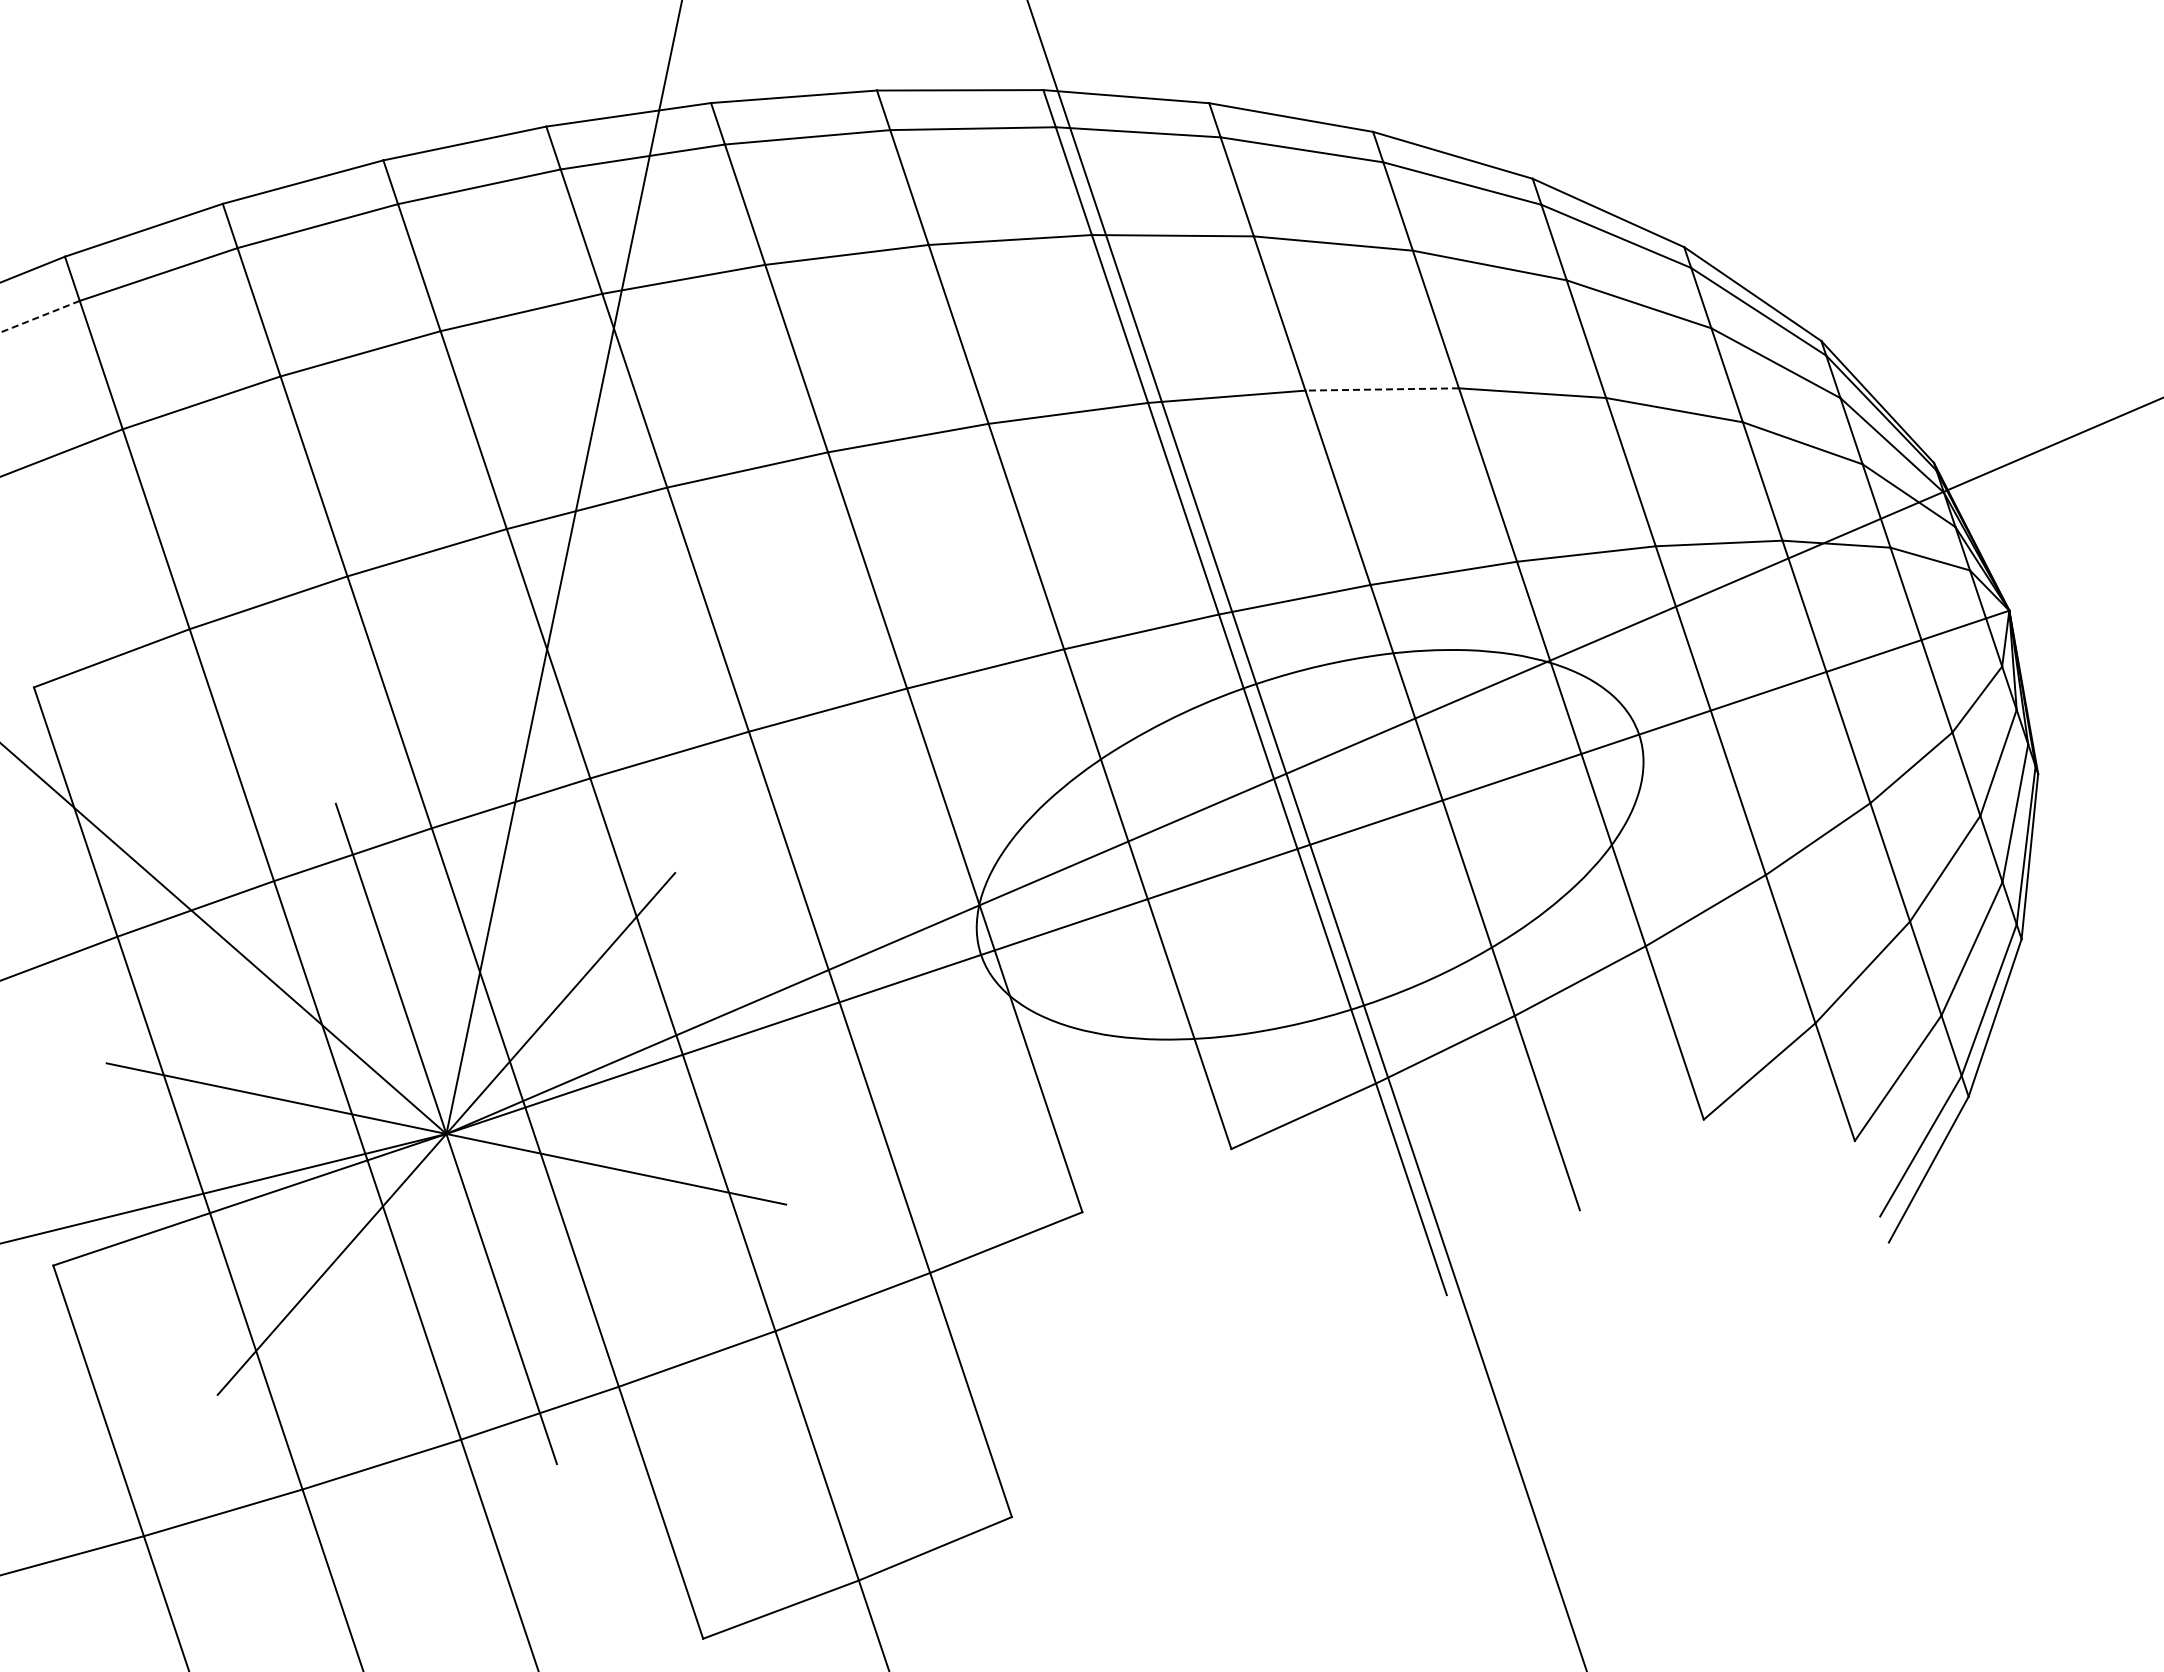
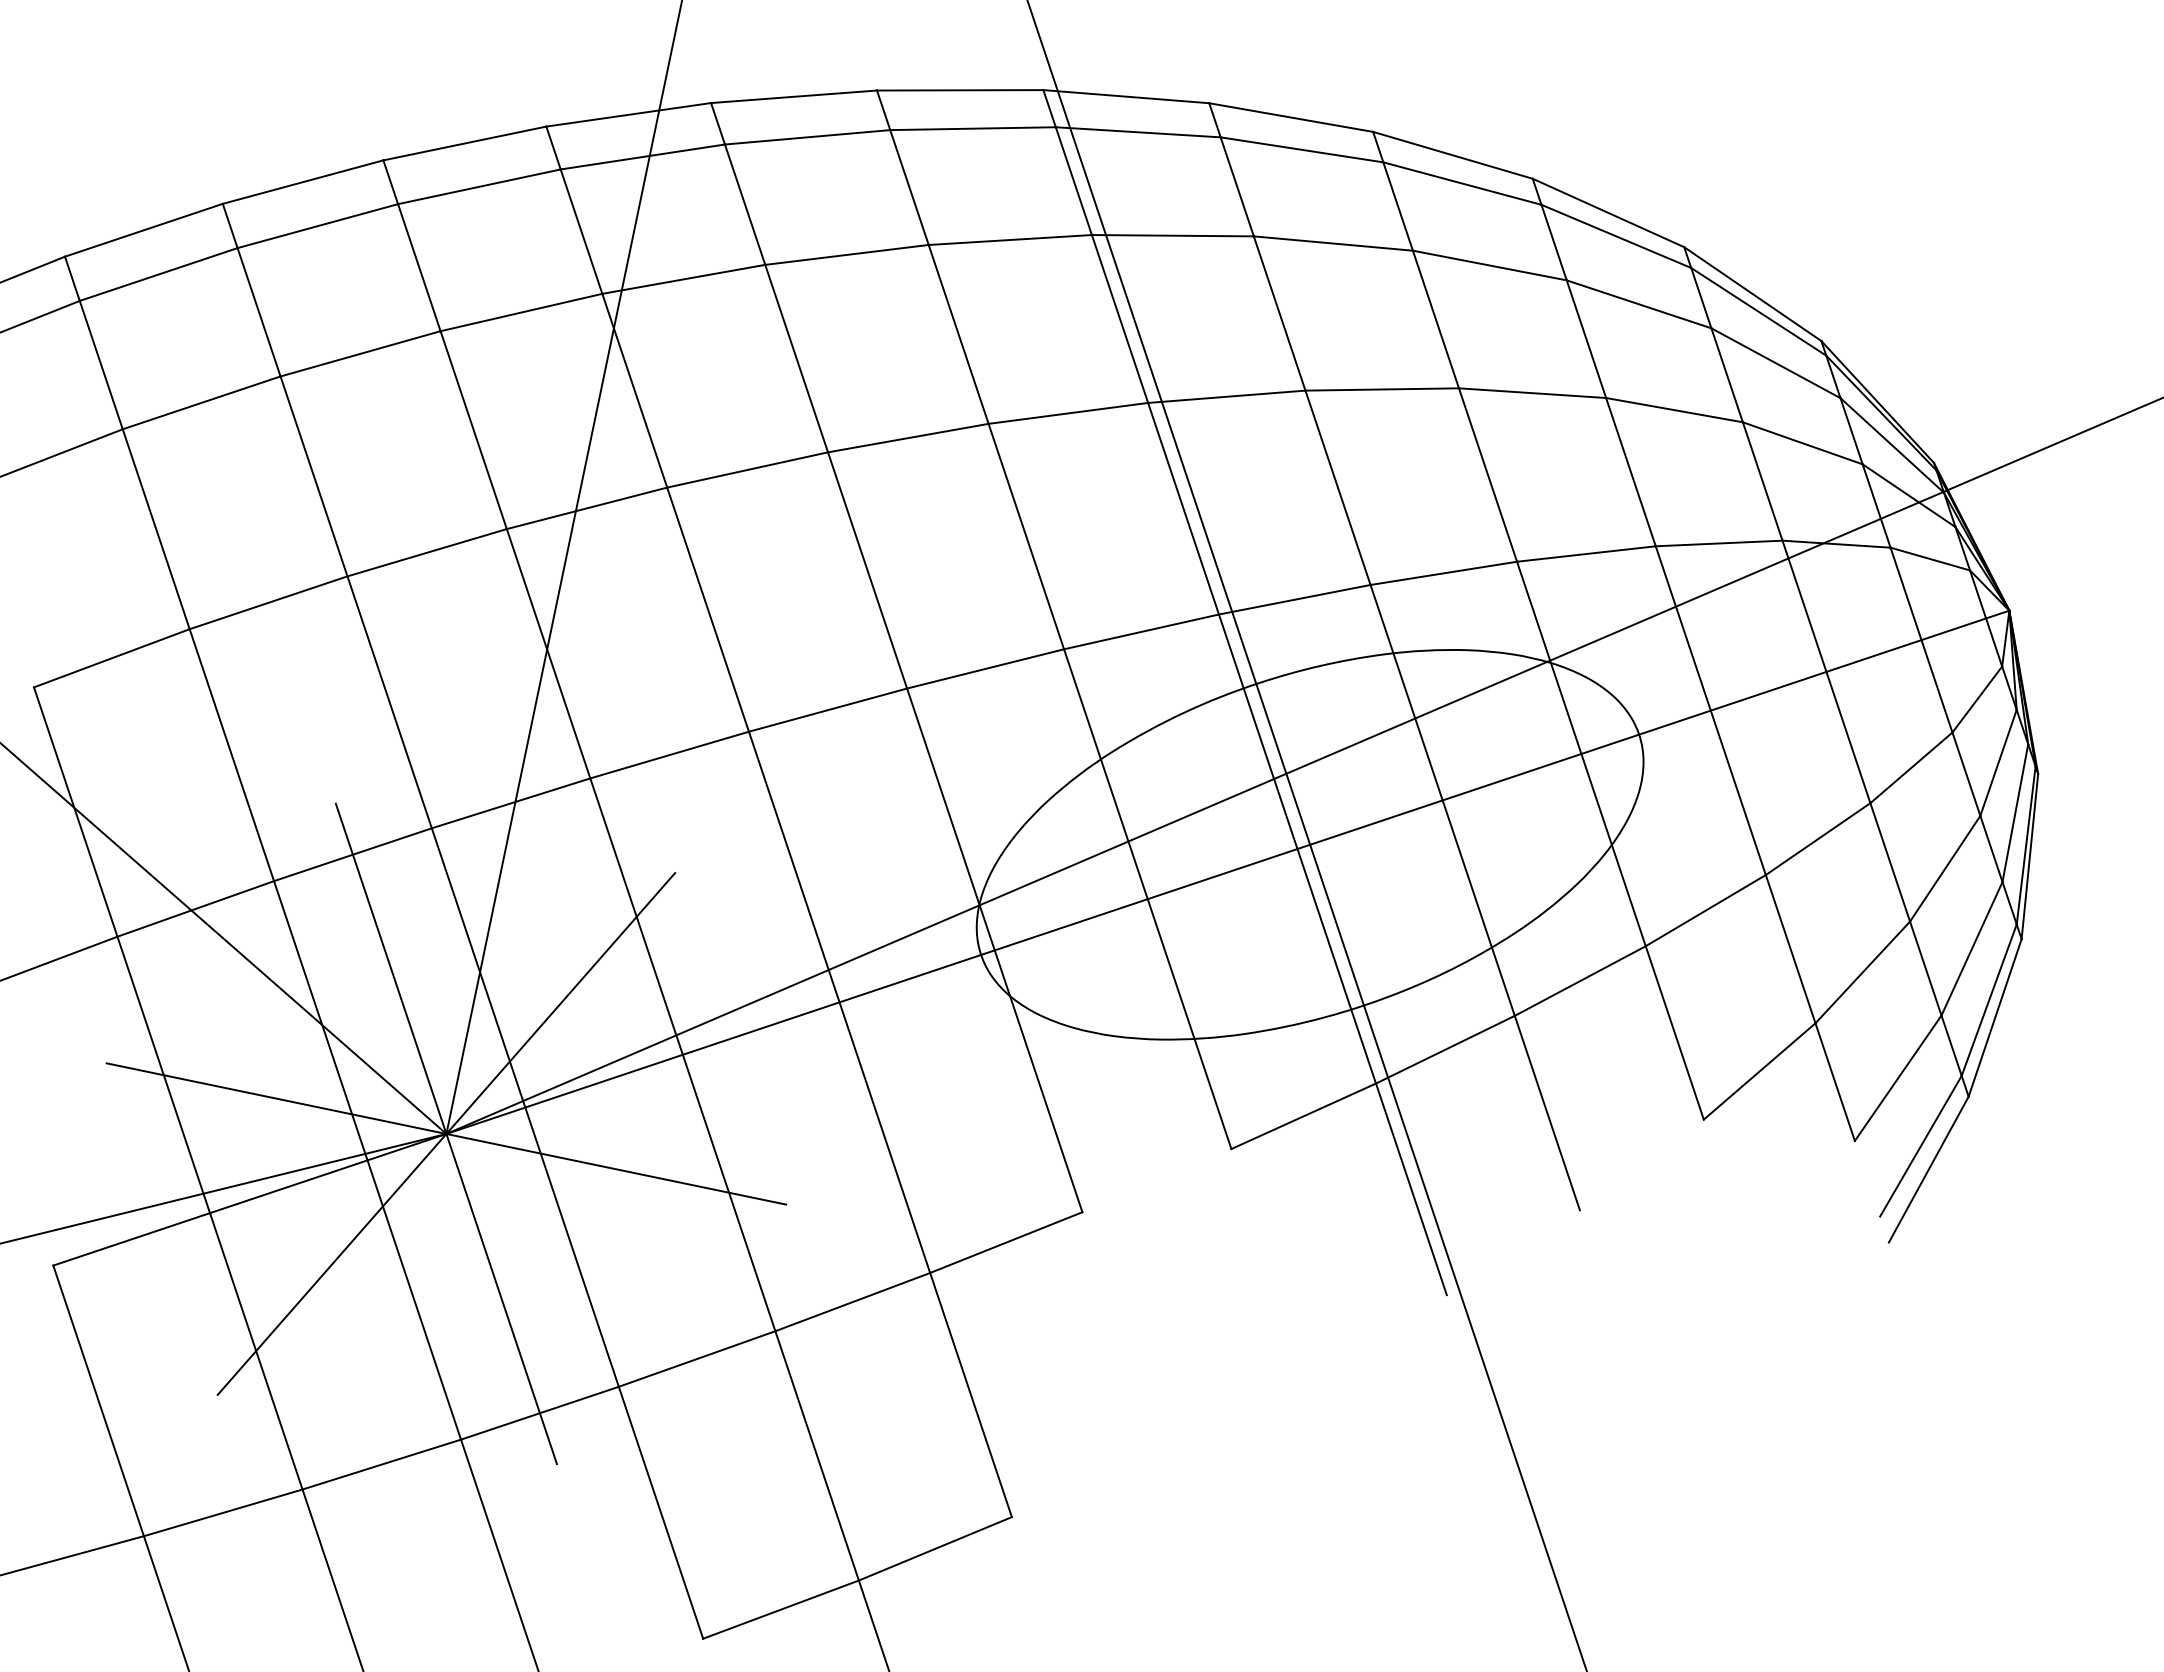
line: dashed -> solid (39, 316)
line: dashed -> solid (1382, 389)
